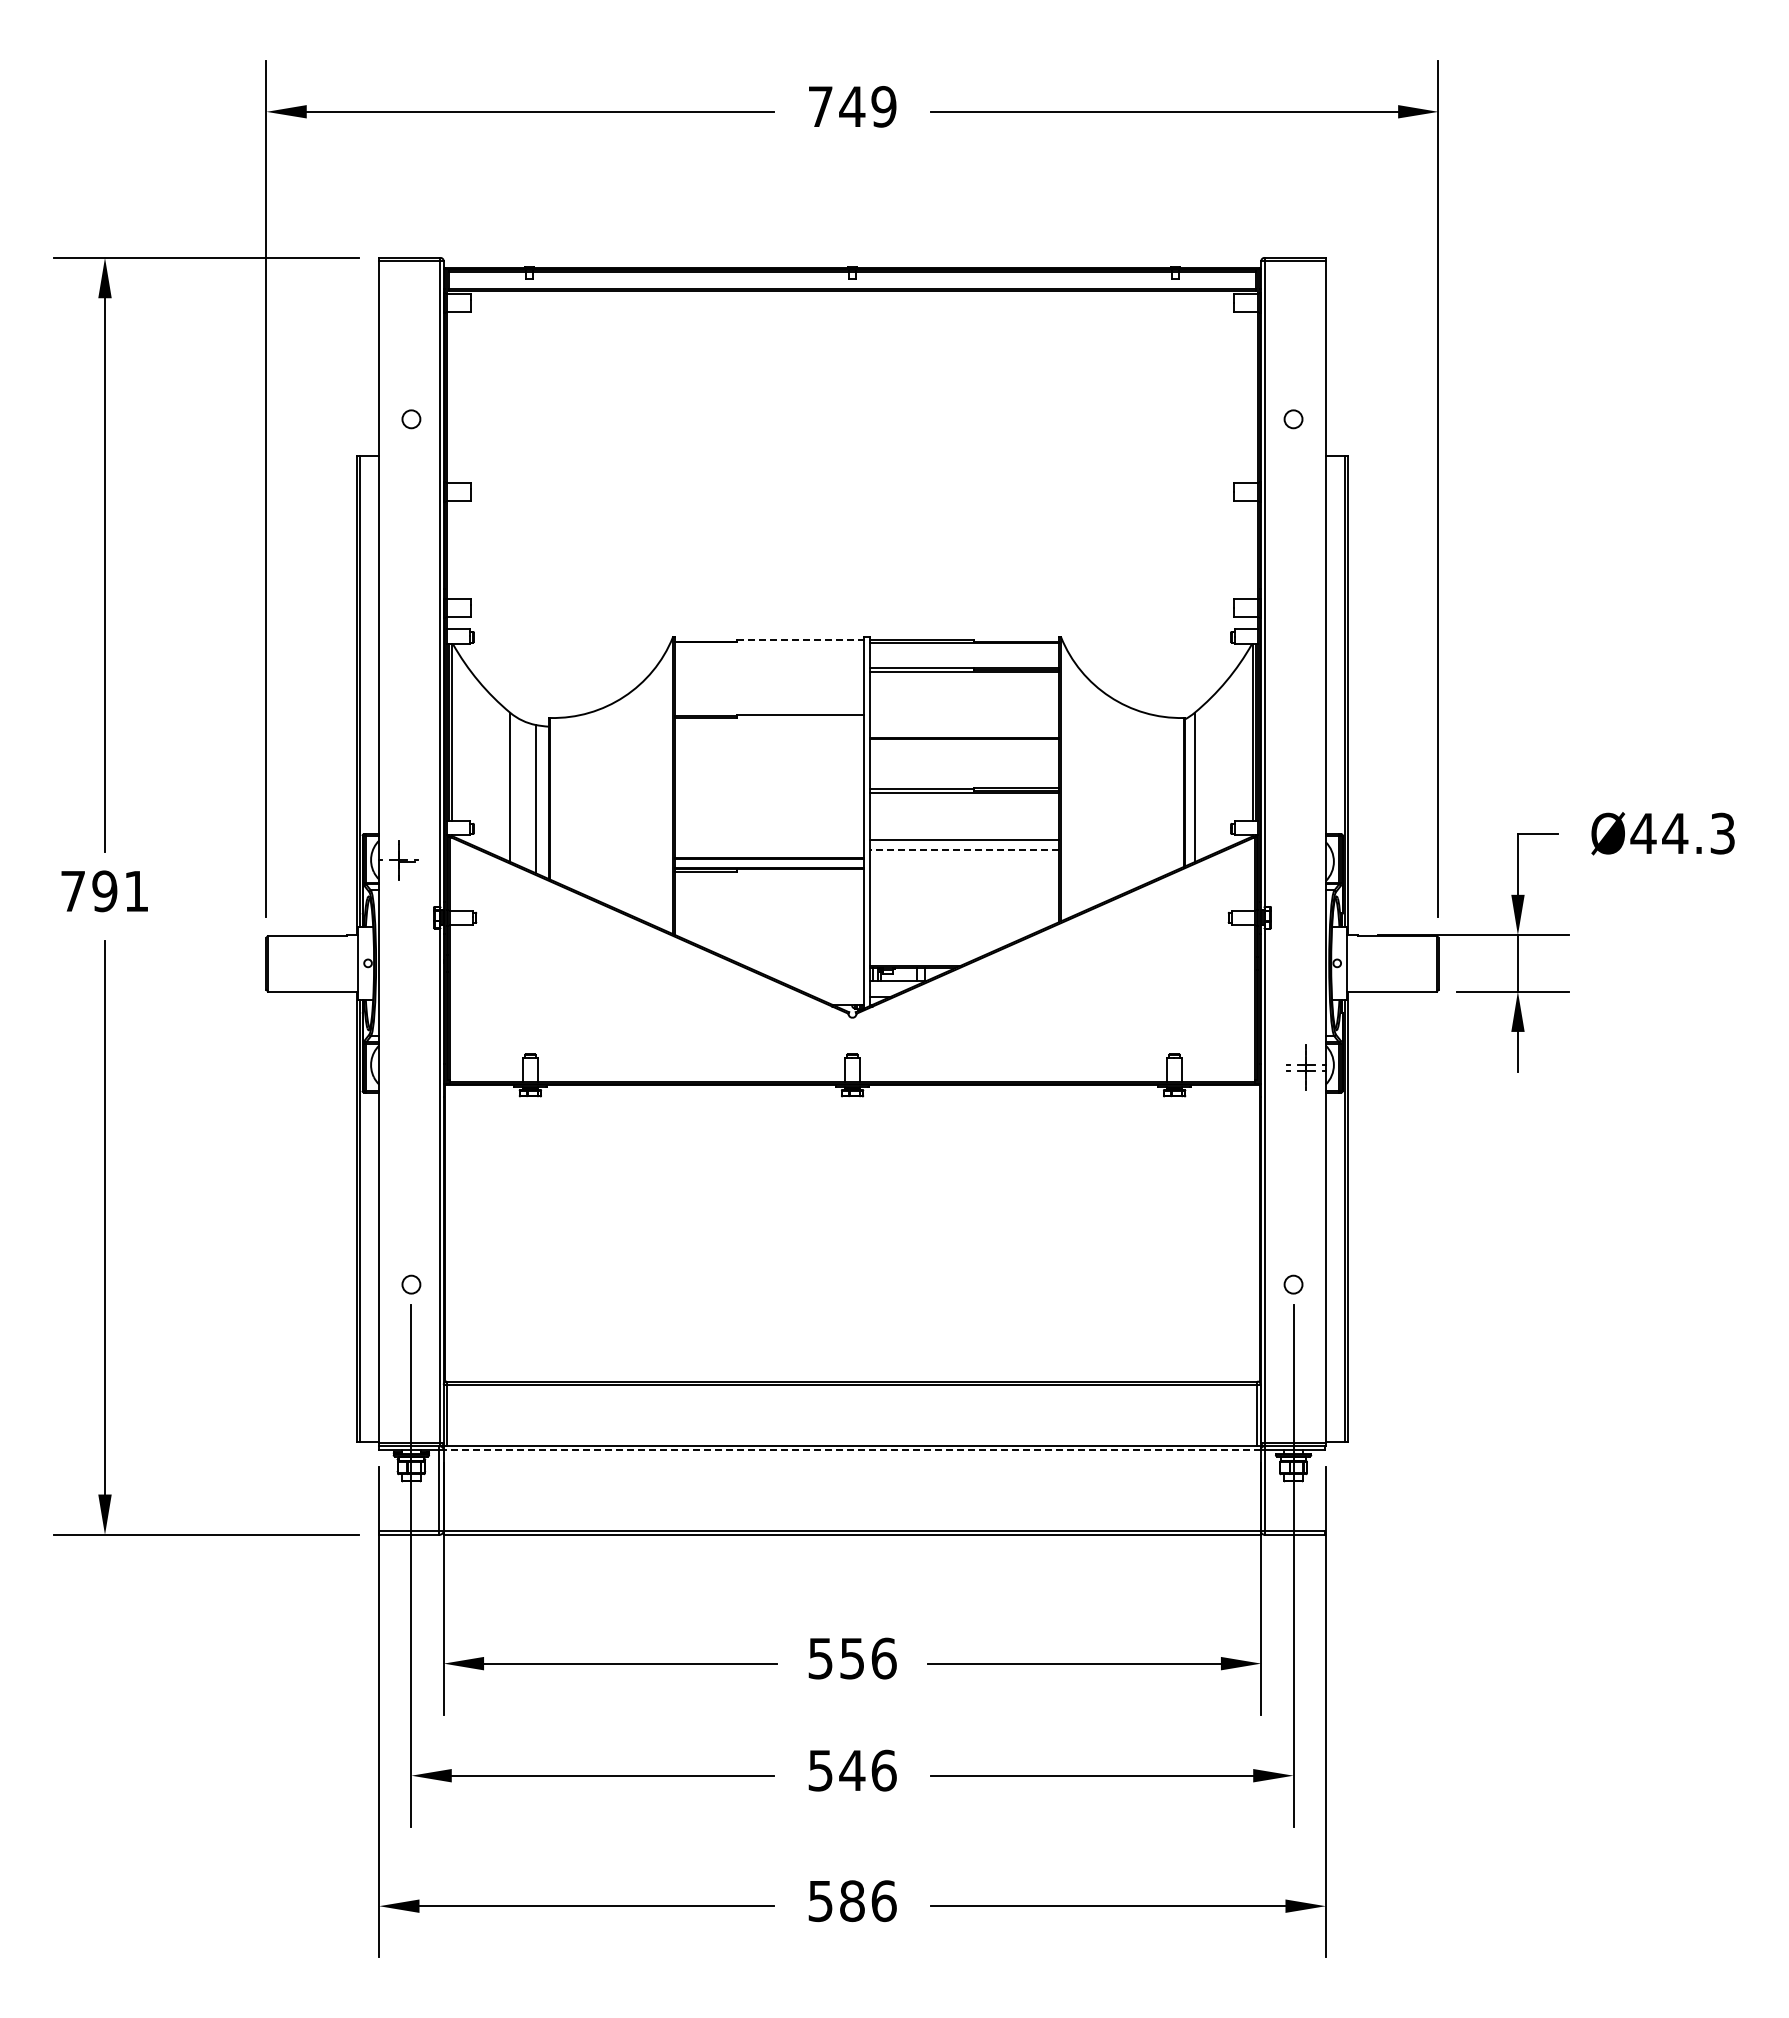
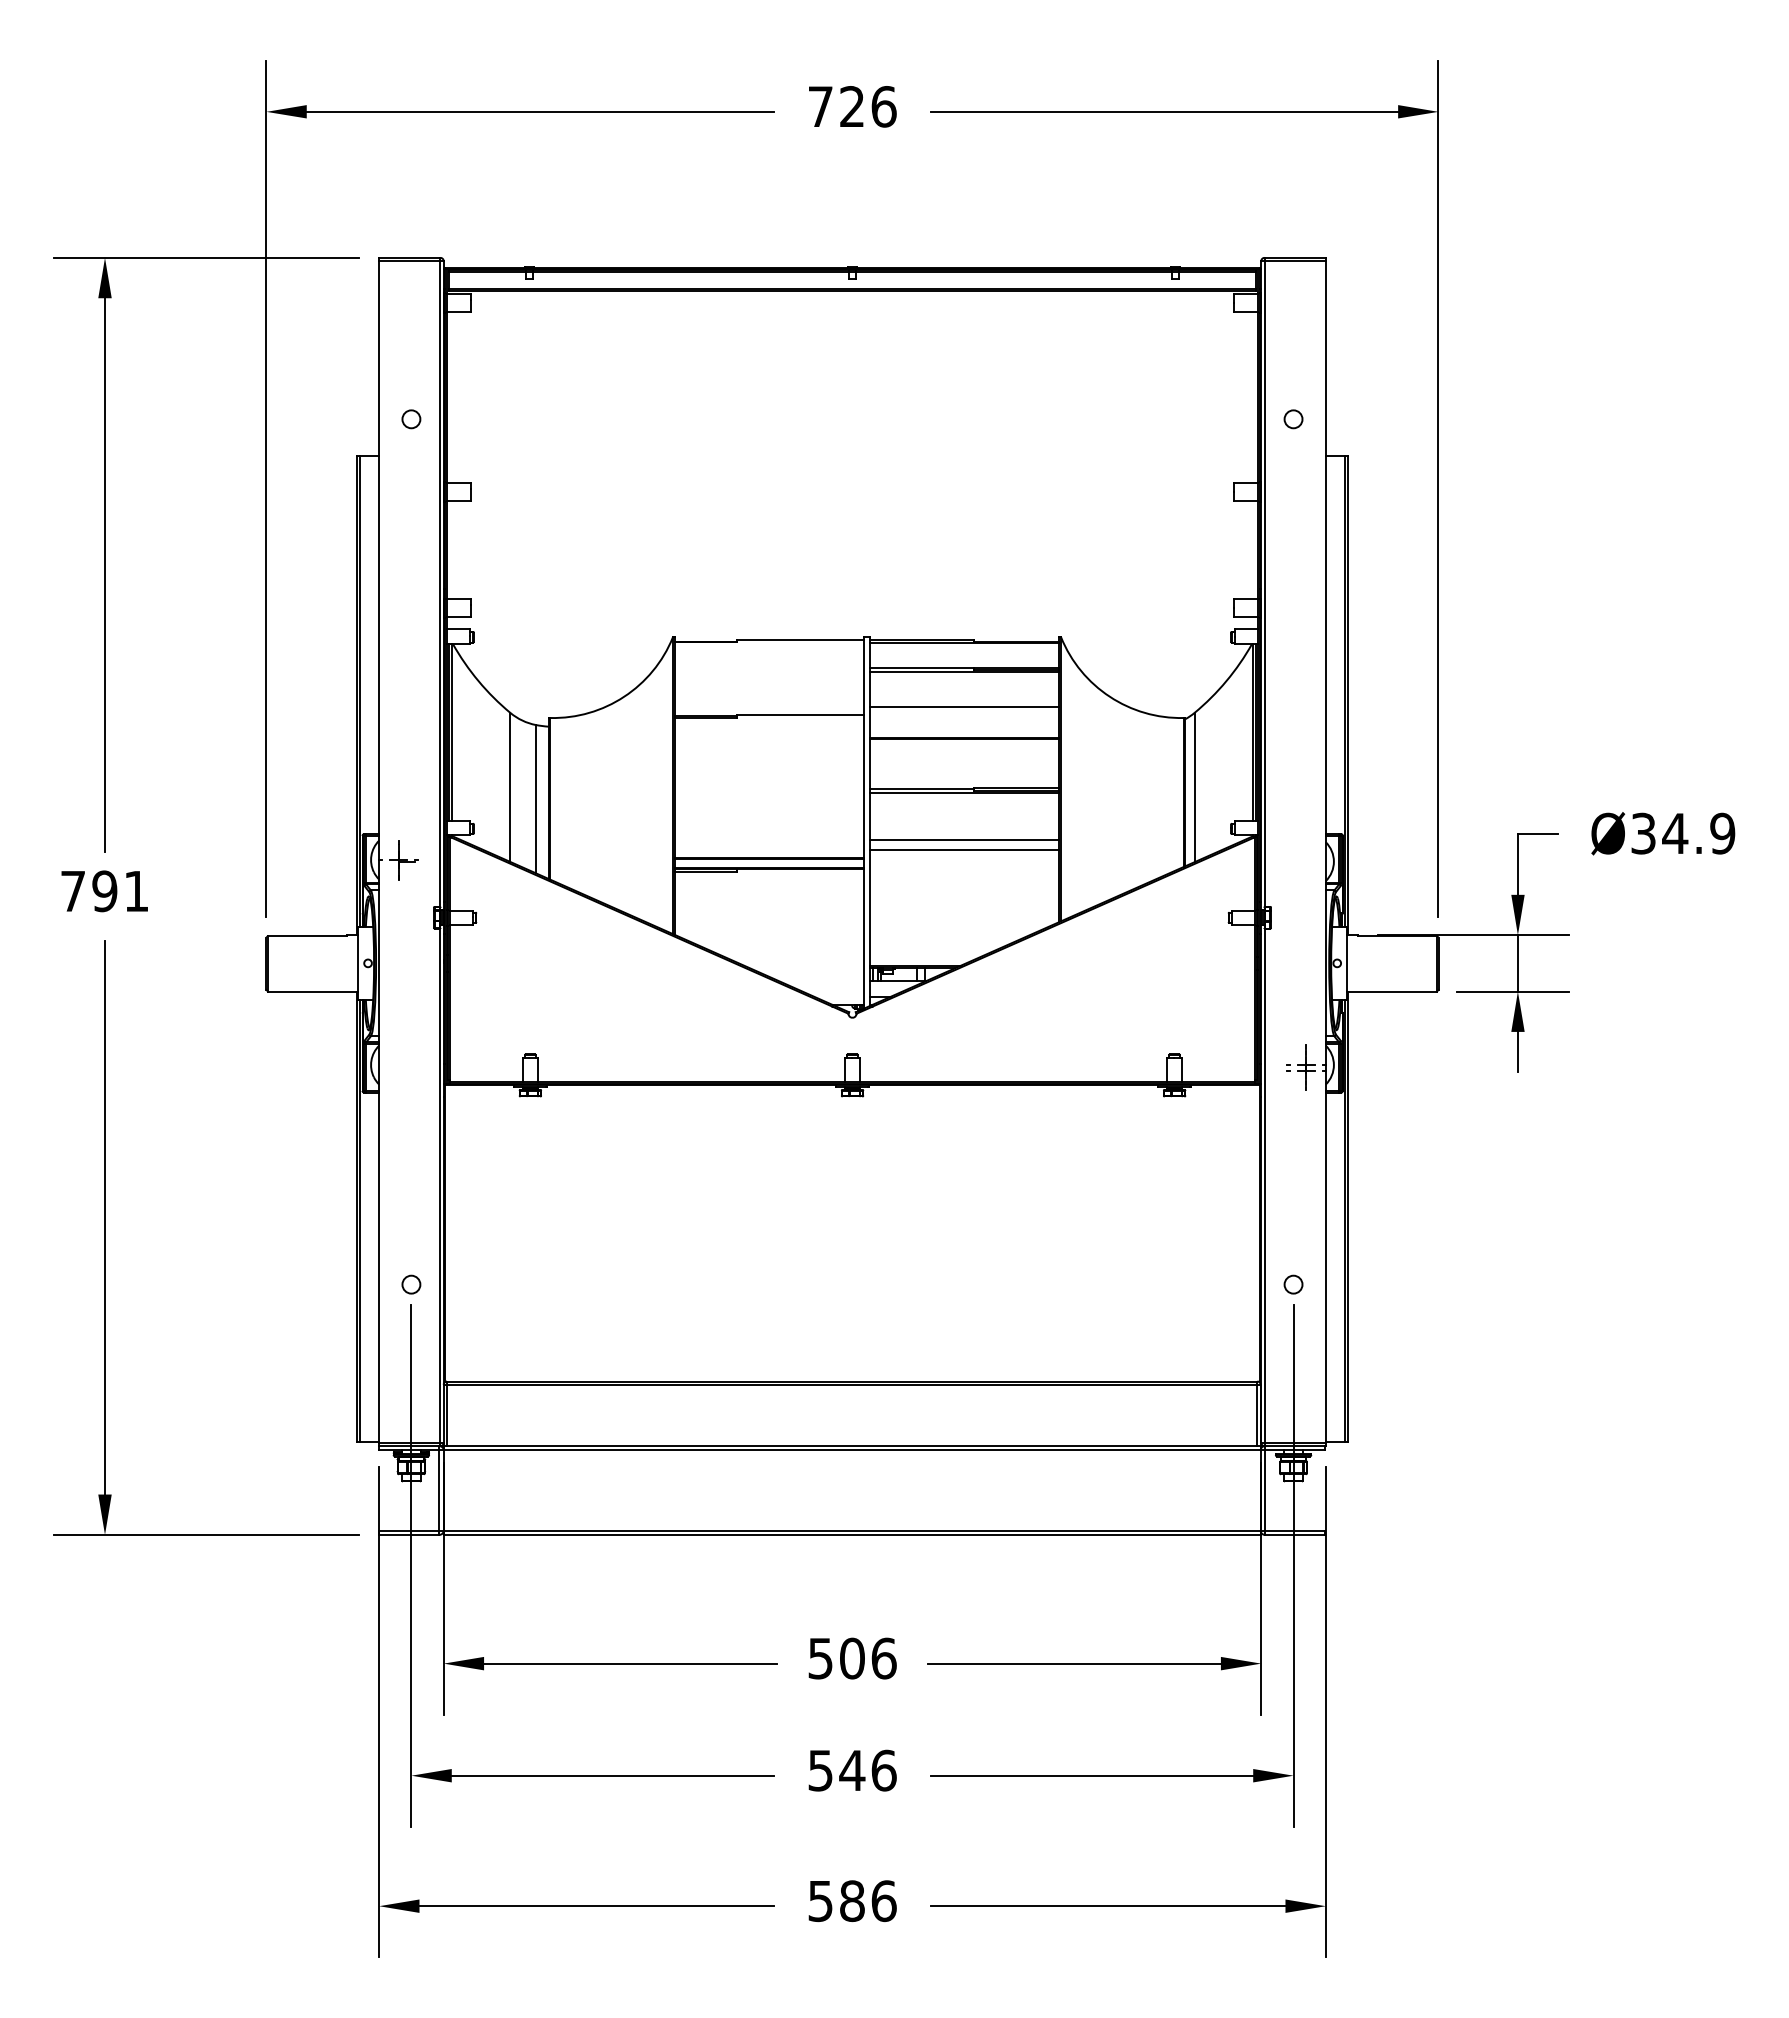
text: 749 -> 726 (867, 106)
line: dashed -> solid (800, 640)
line: none -> present (964, 707)
text: Ø44.3 -> Ø34.9 (1682, 833)
line: dashed -> solid (964, 849)
line: dashed -> solid (851, 1450)
text: 556 -> 506 (852, 1658)
